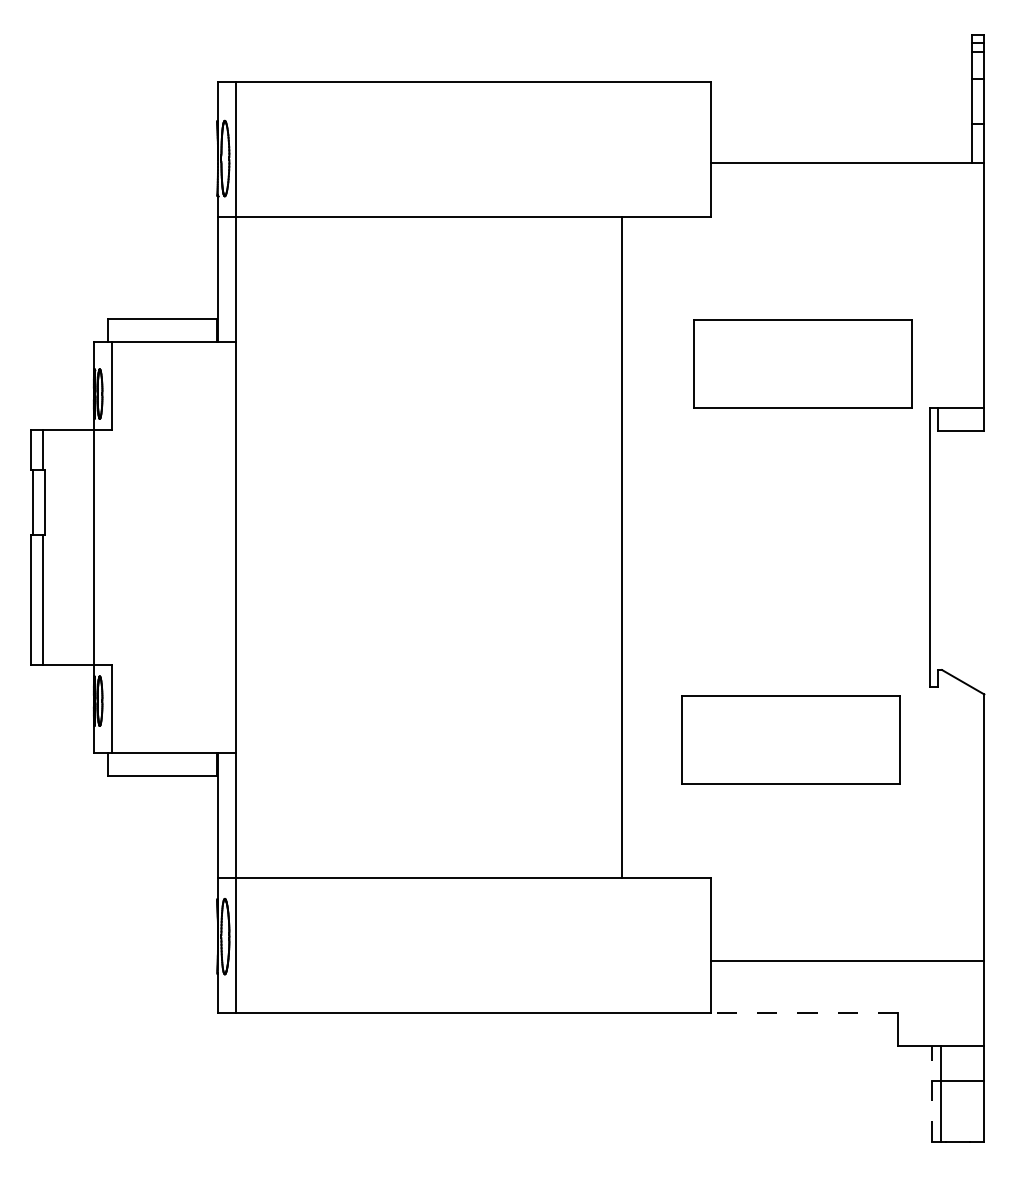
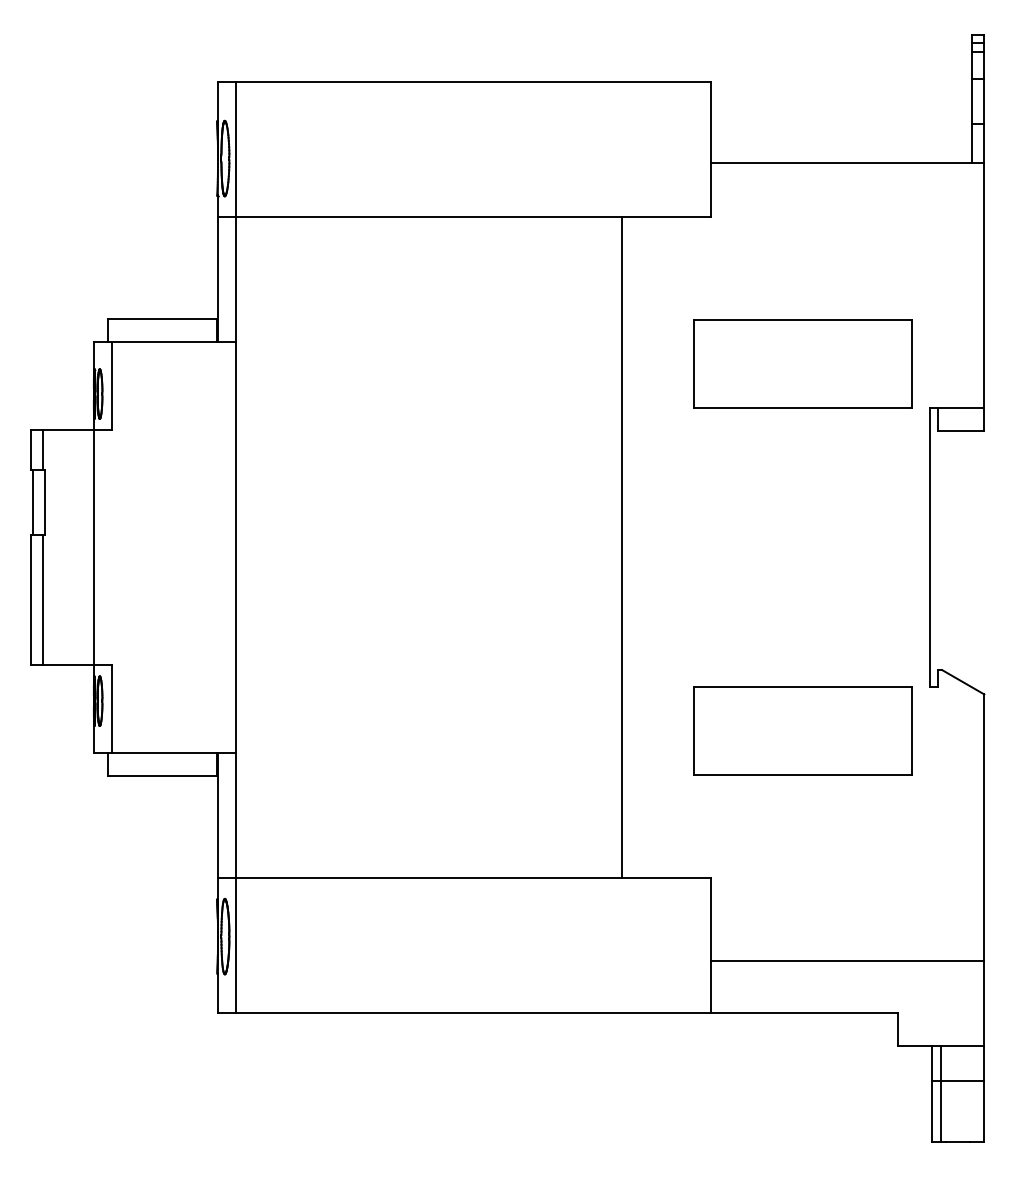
part position: (790, 739) -> (802, 730) (802, 730)
line: dashed -> solid (804, 1013)
line: dashed -> solid (931, 1093)
